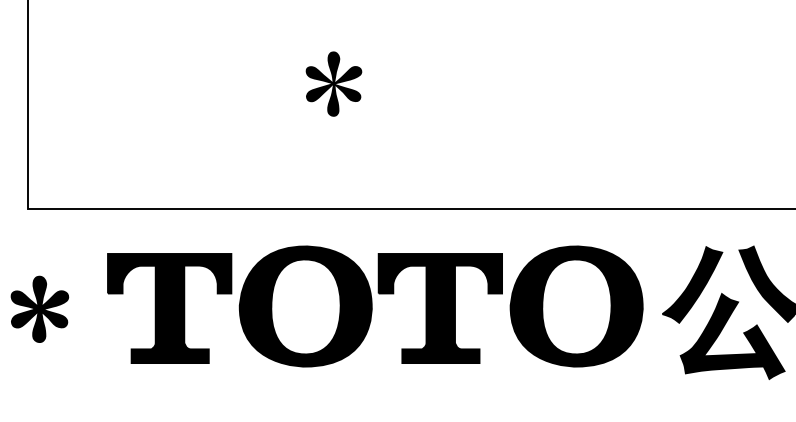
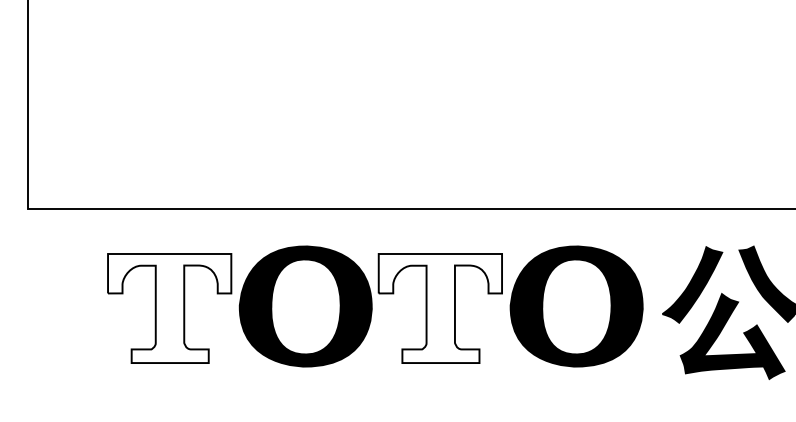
part: present -> none (333, 83)
part: present -> none (39, 308)
fill: present -> none (169, 308)
fill: present -> none (440, 308)
